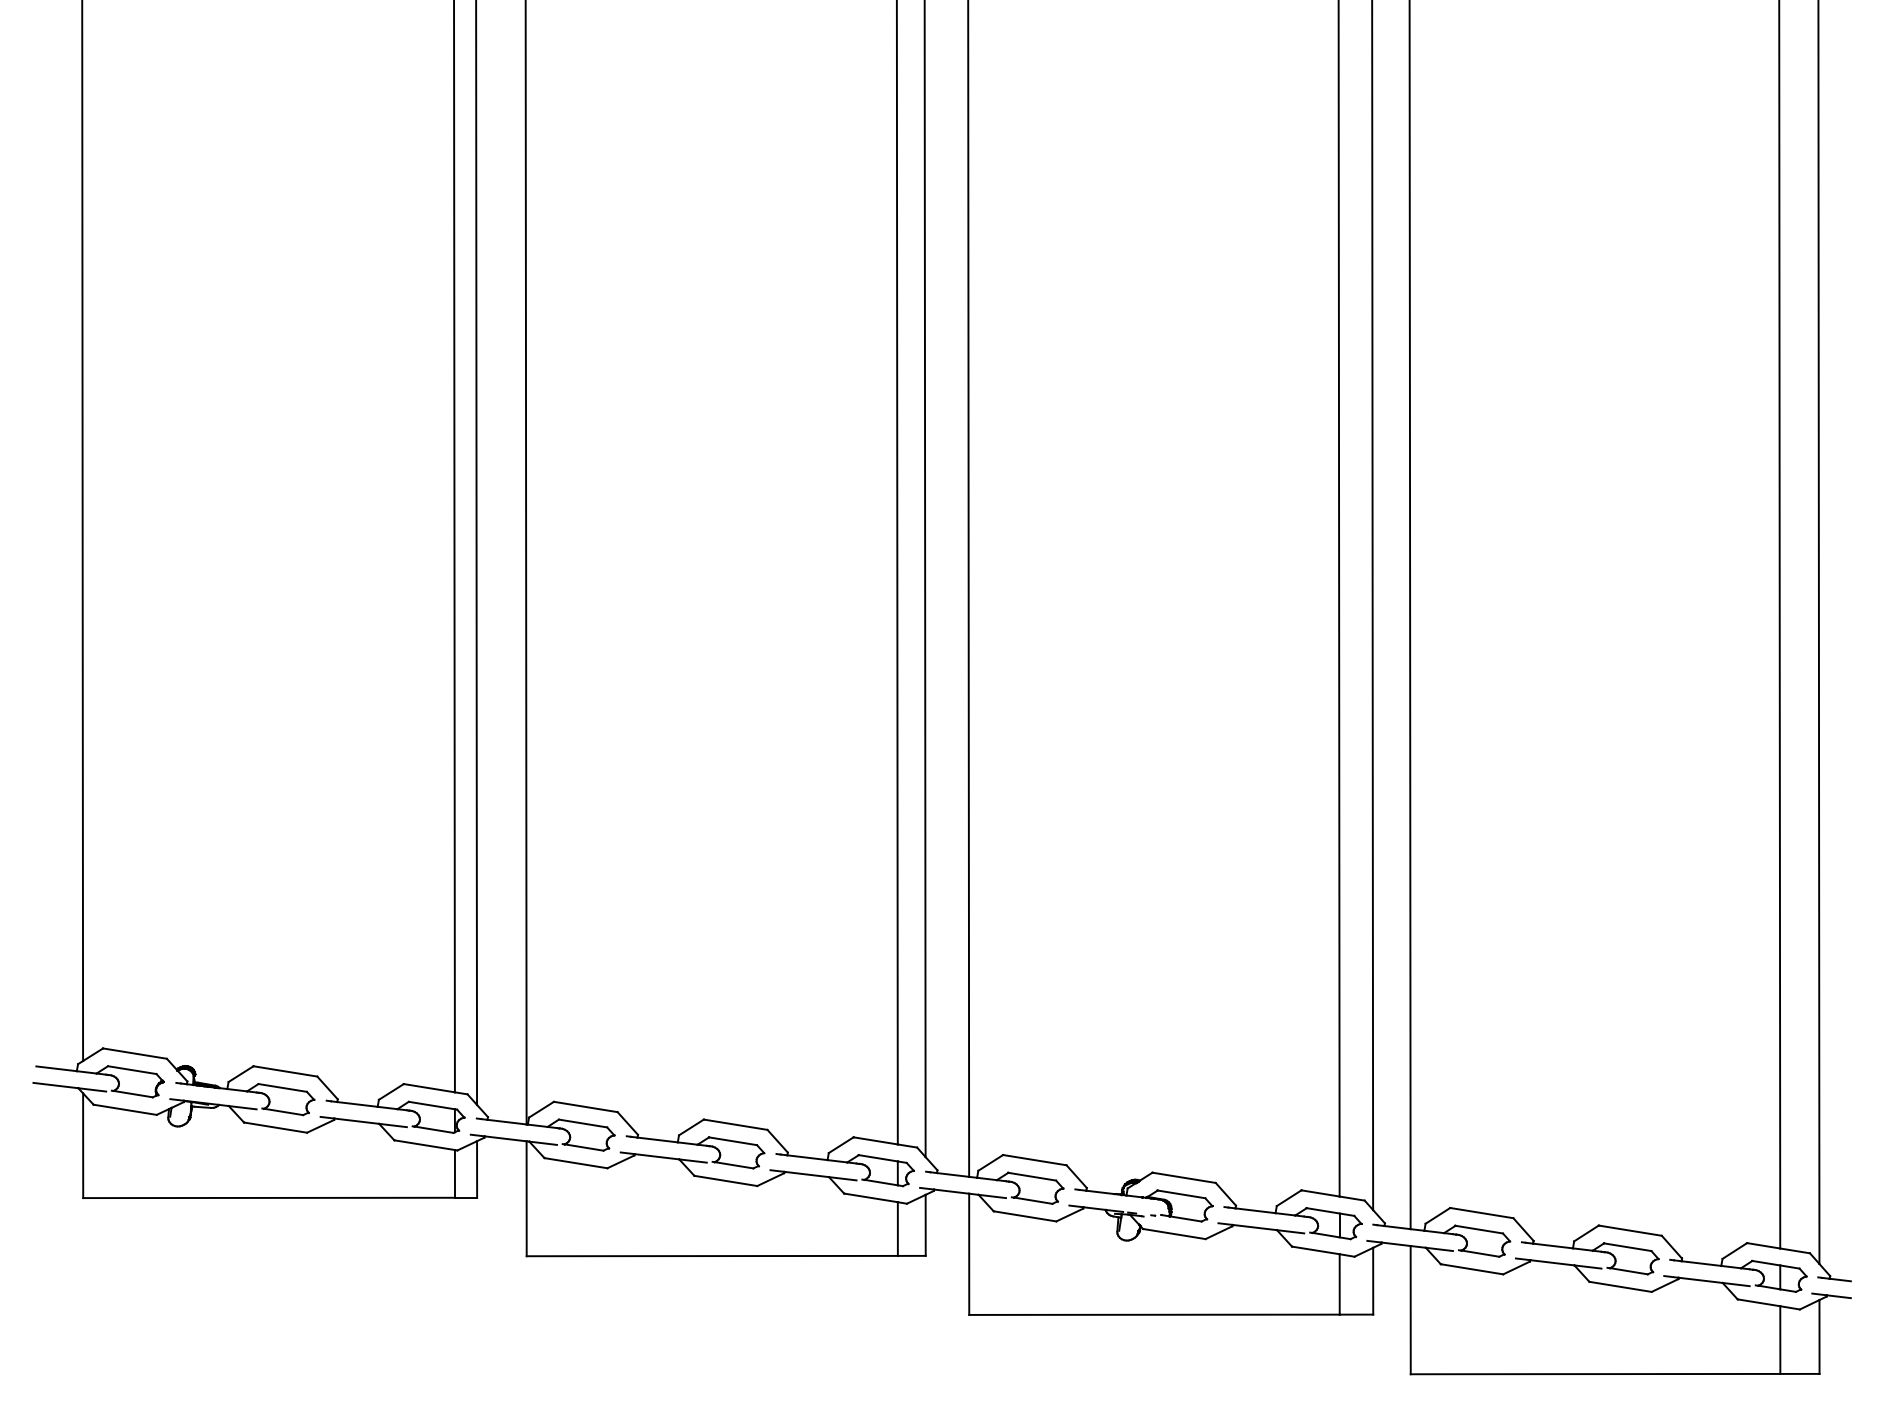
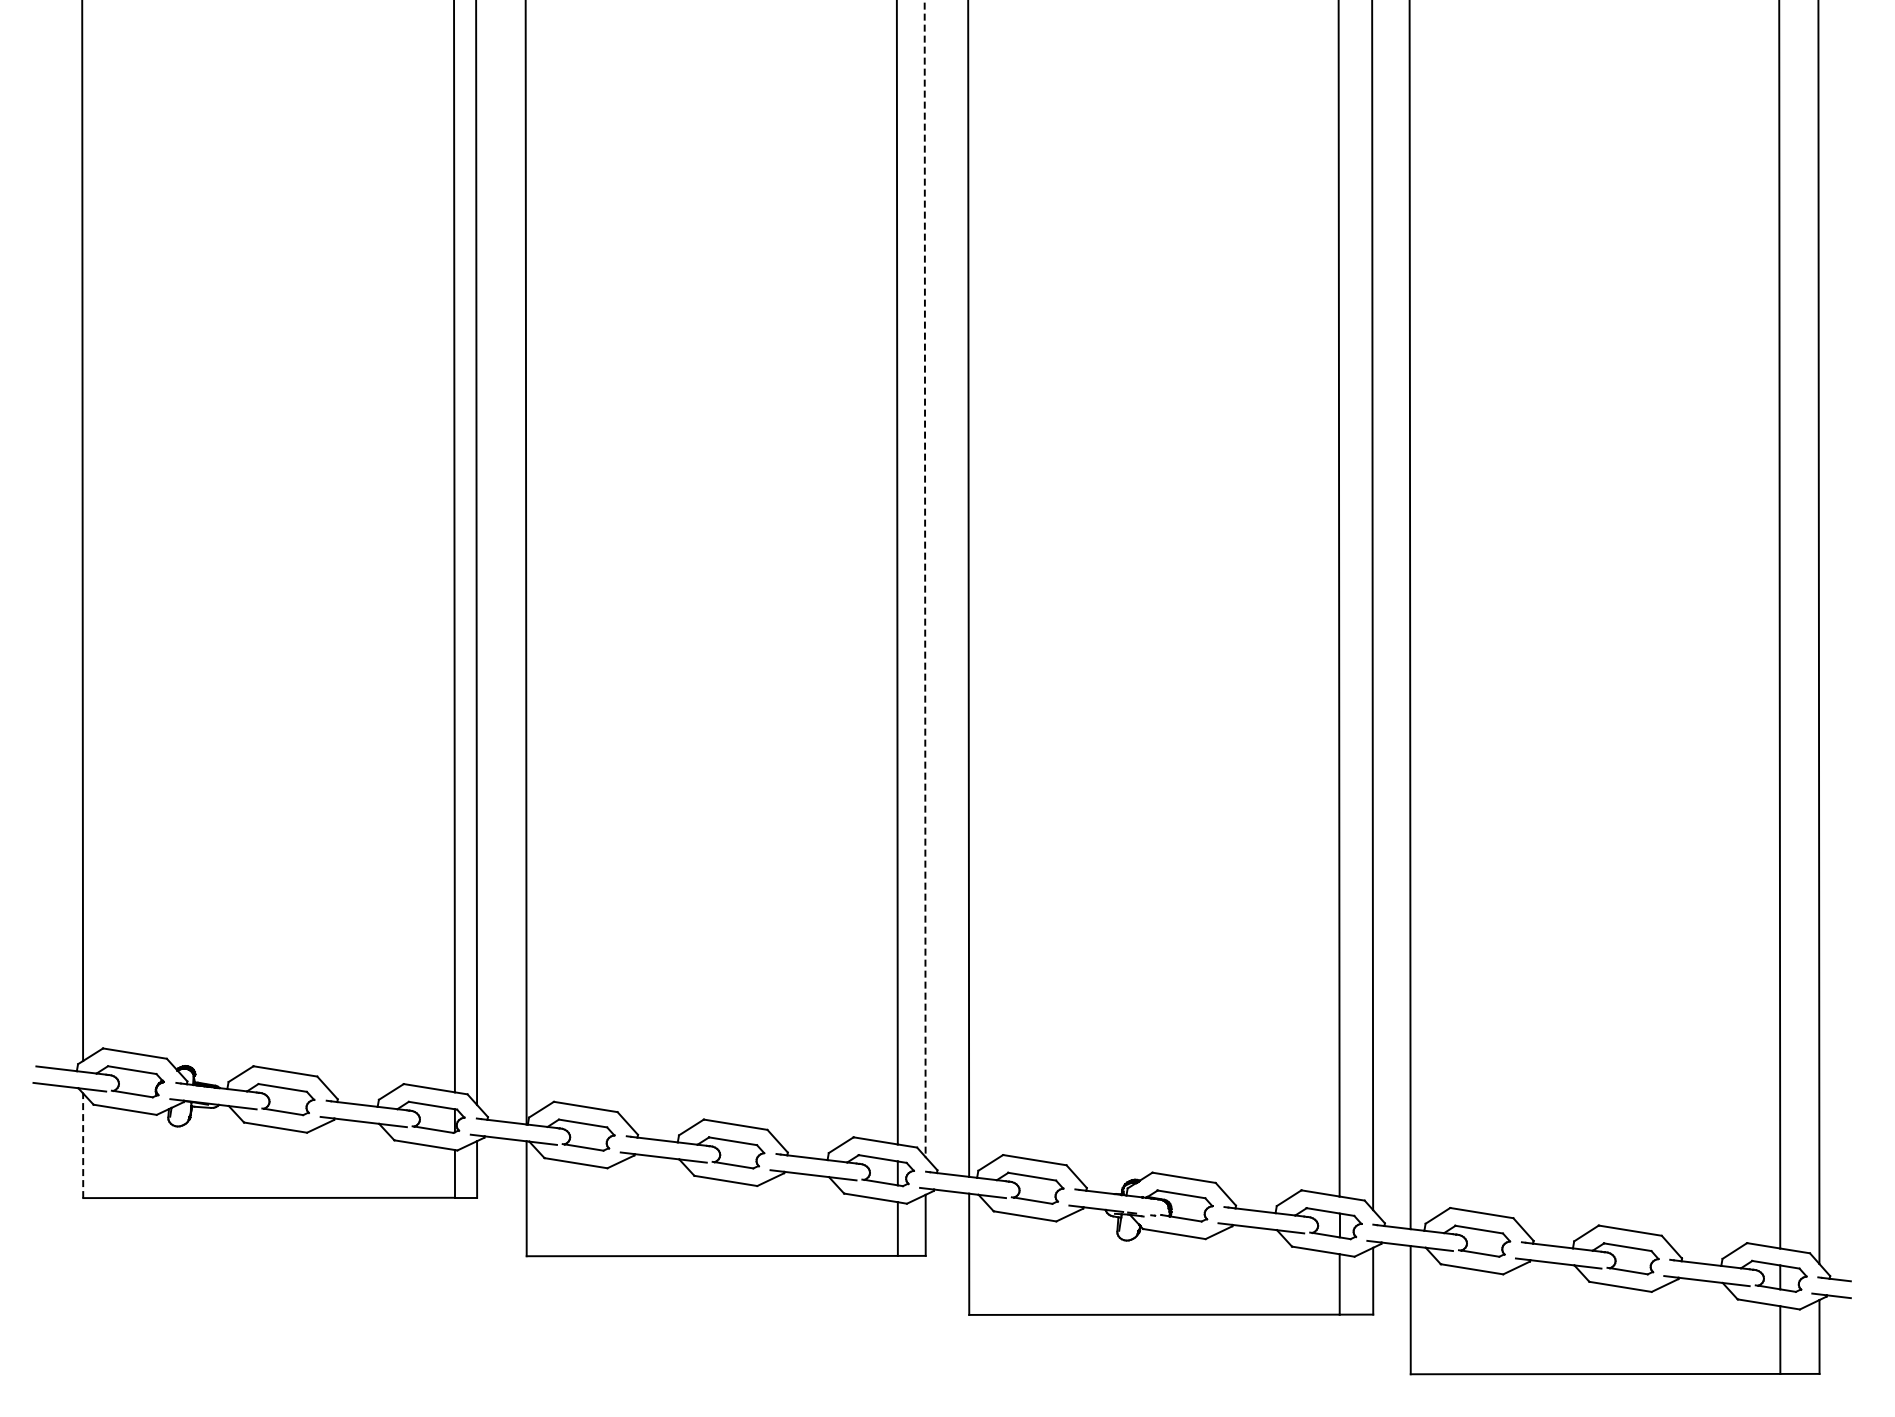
line: solid -> dashed (925, 579)
line: solid -> dashed (83, 1145)
